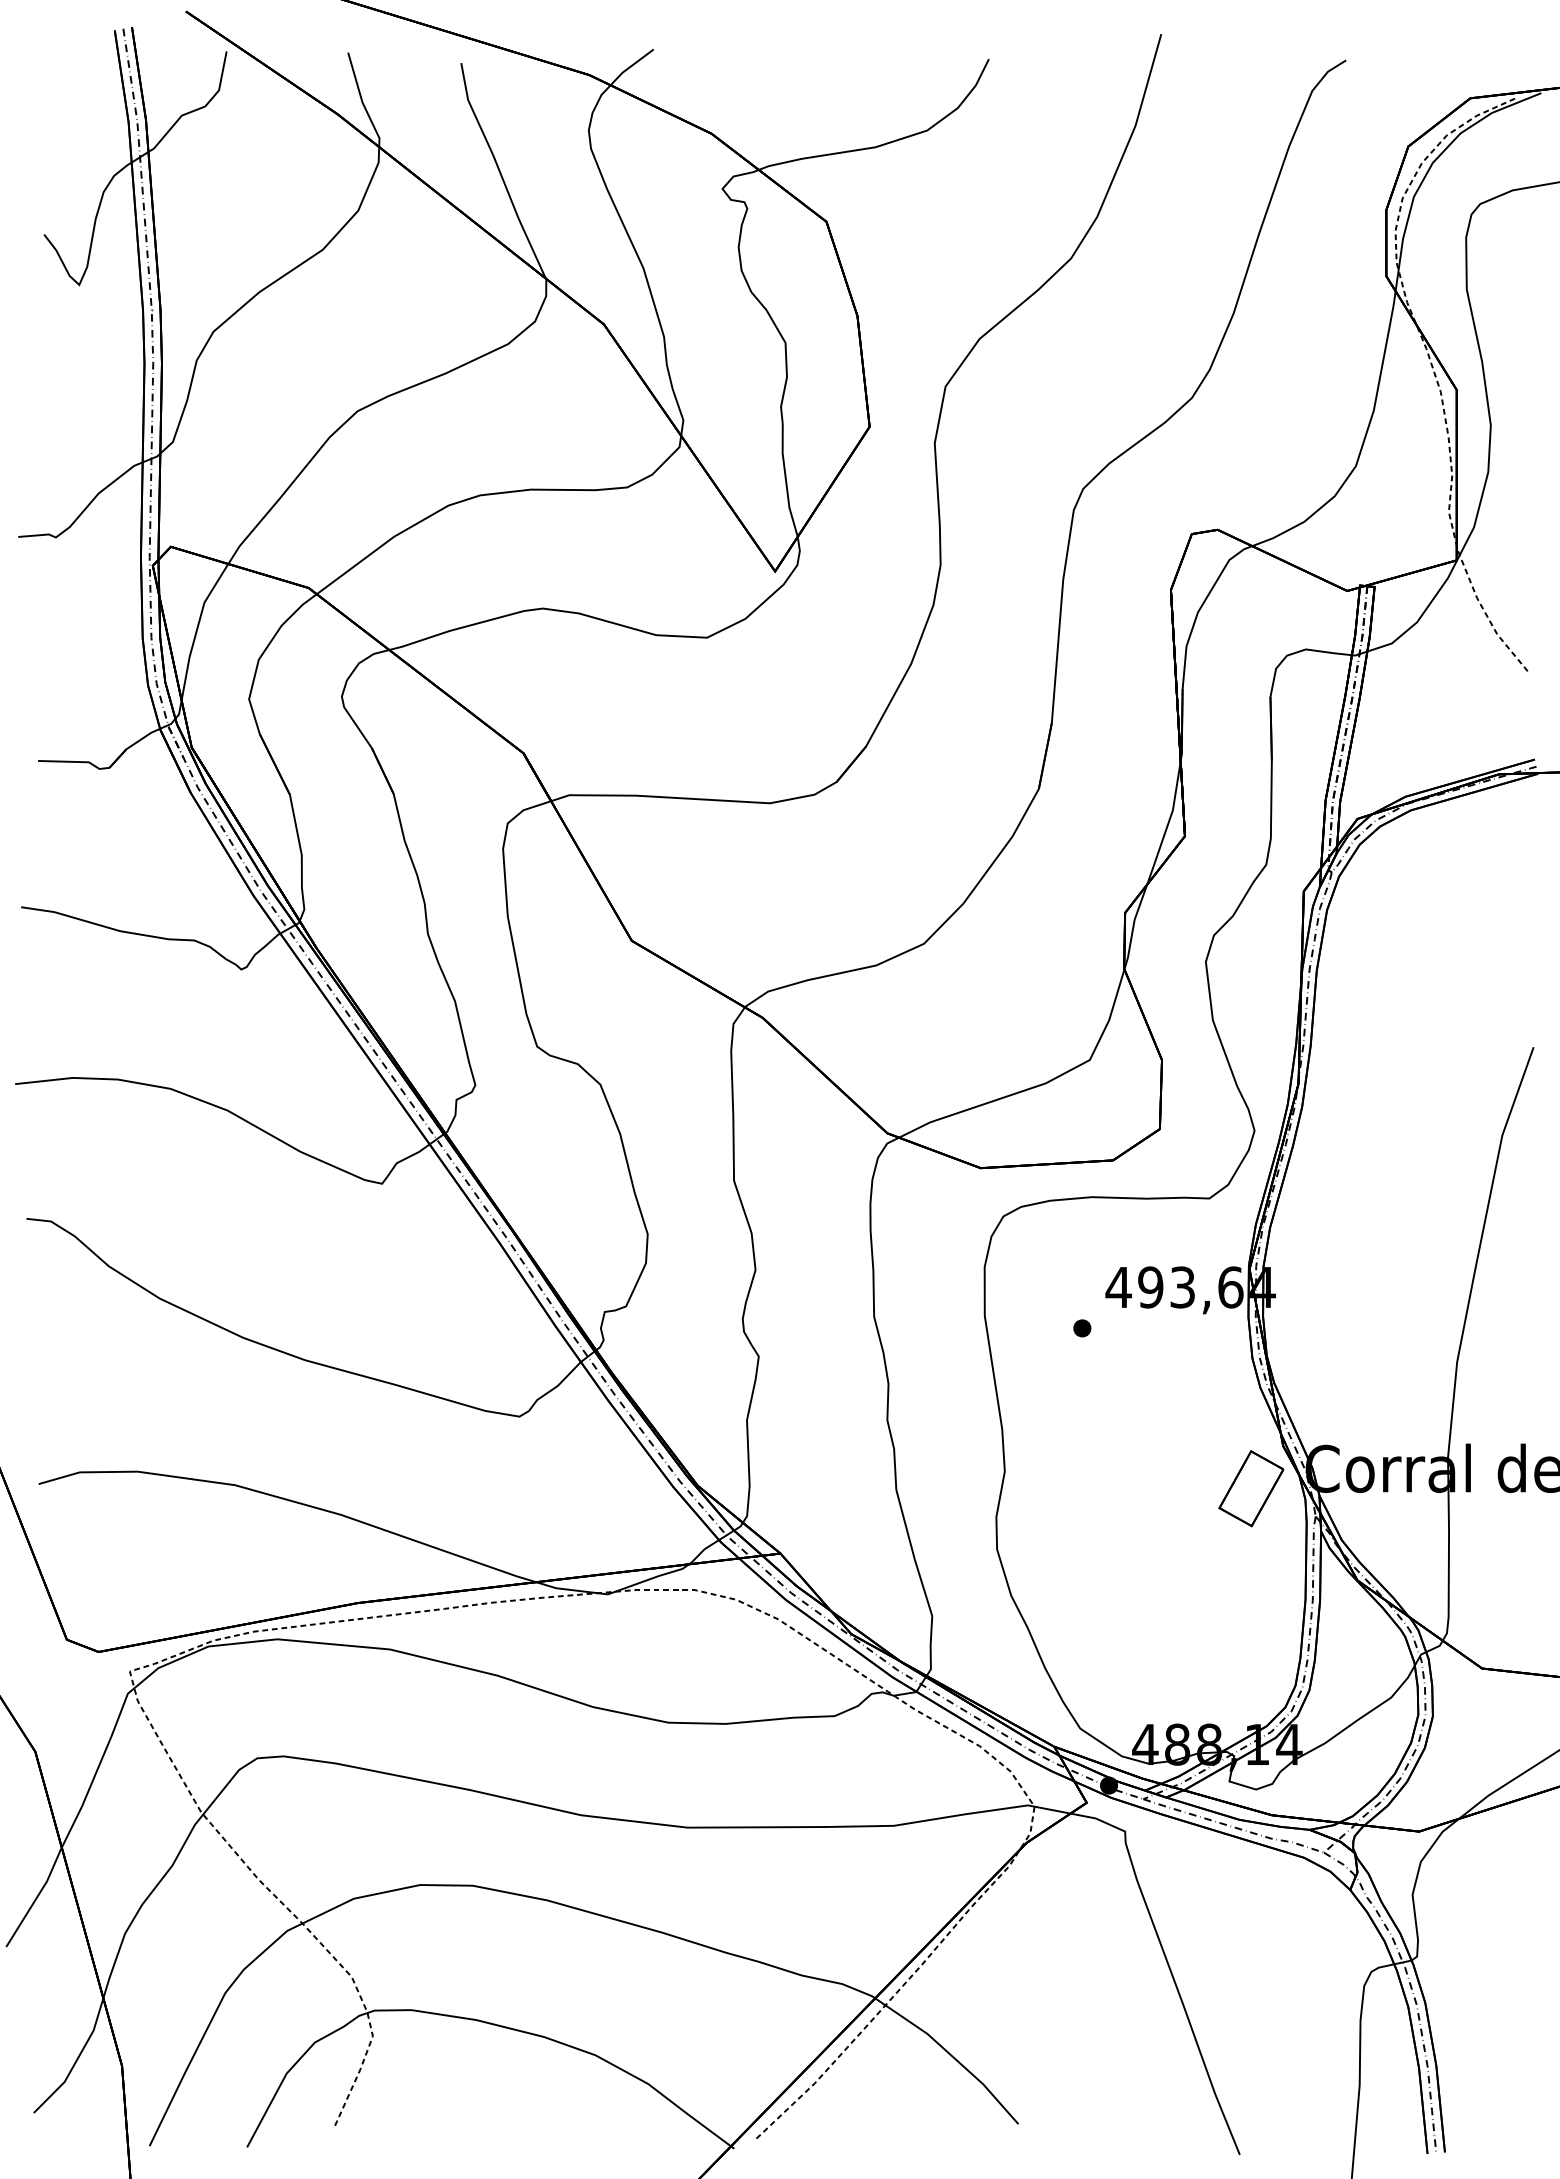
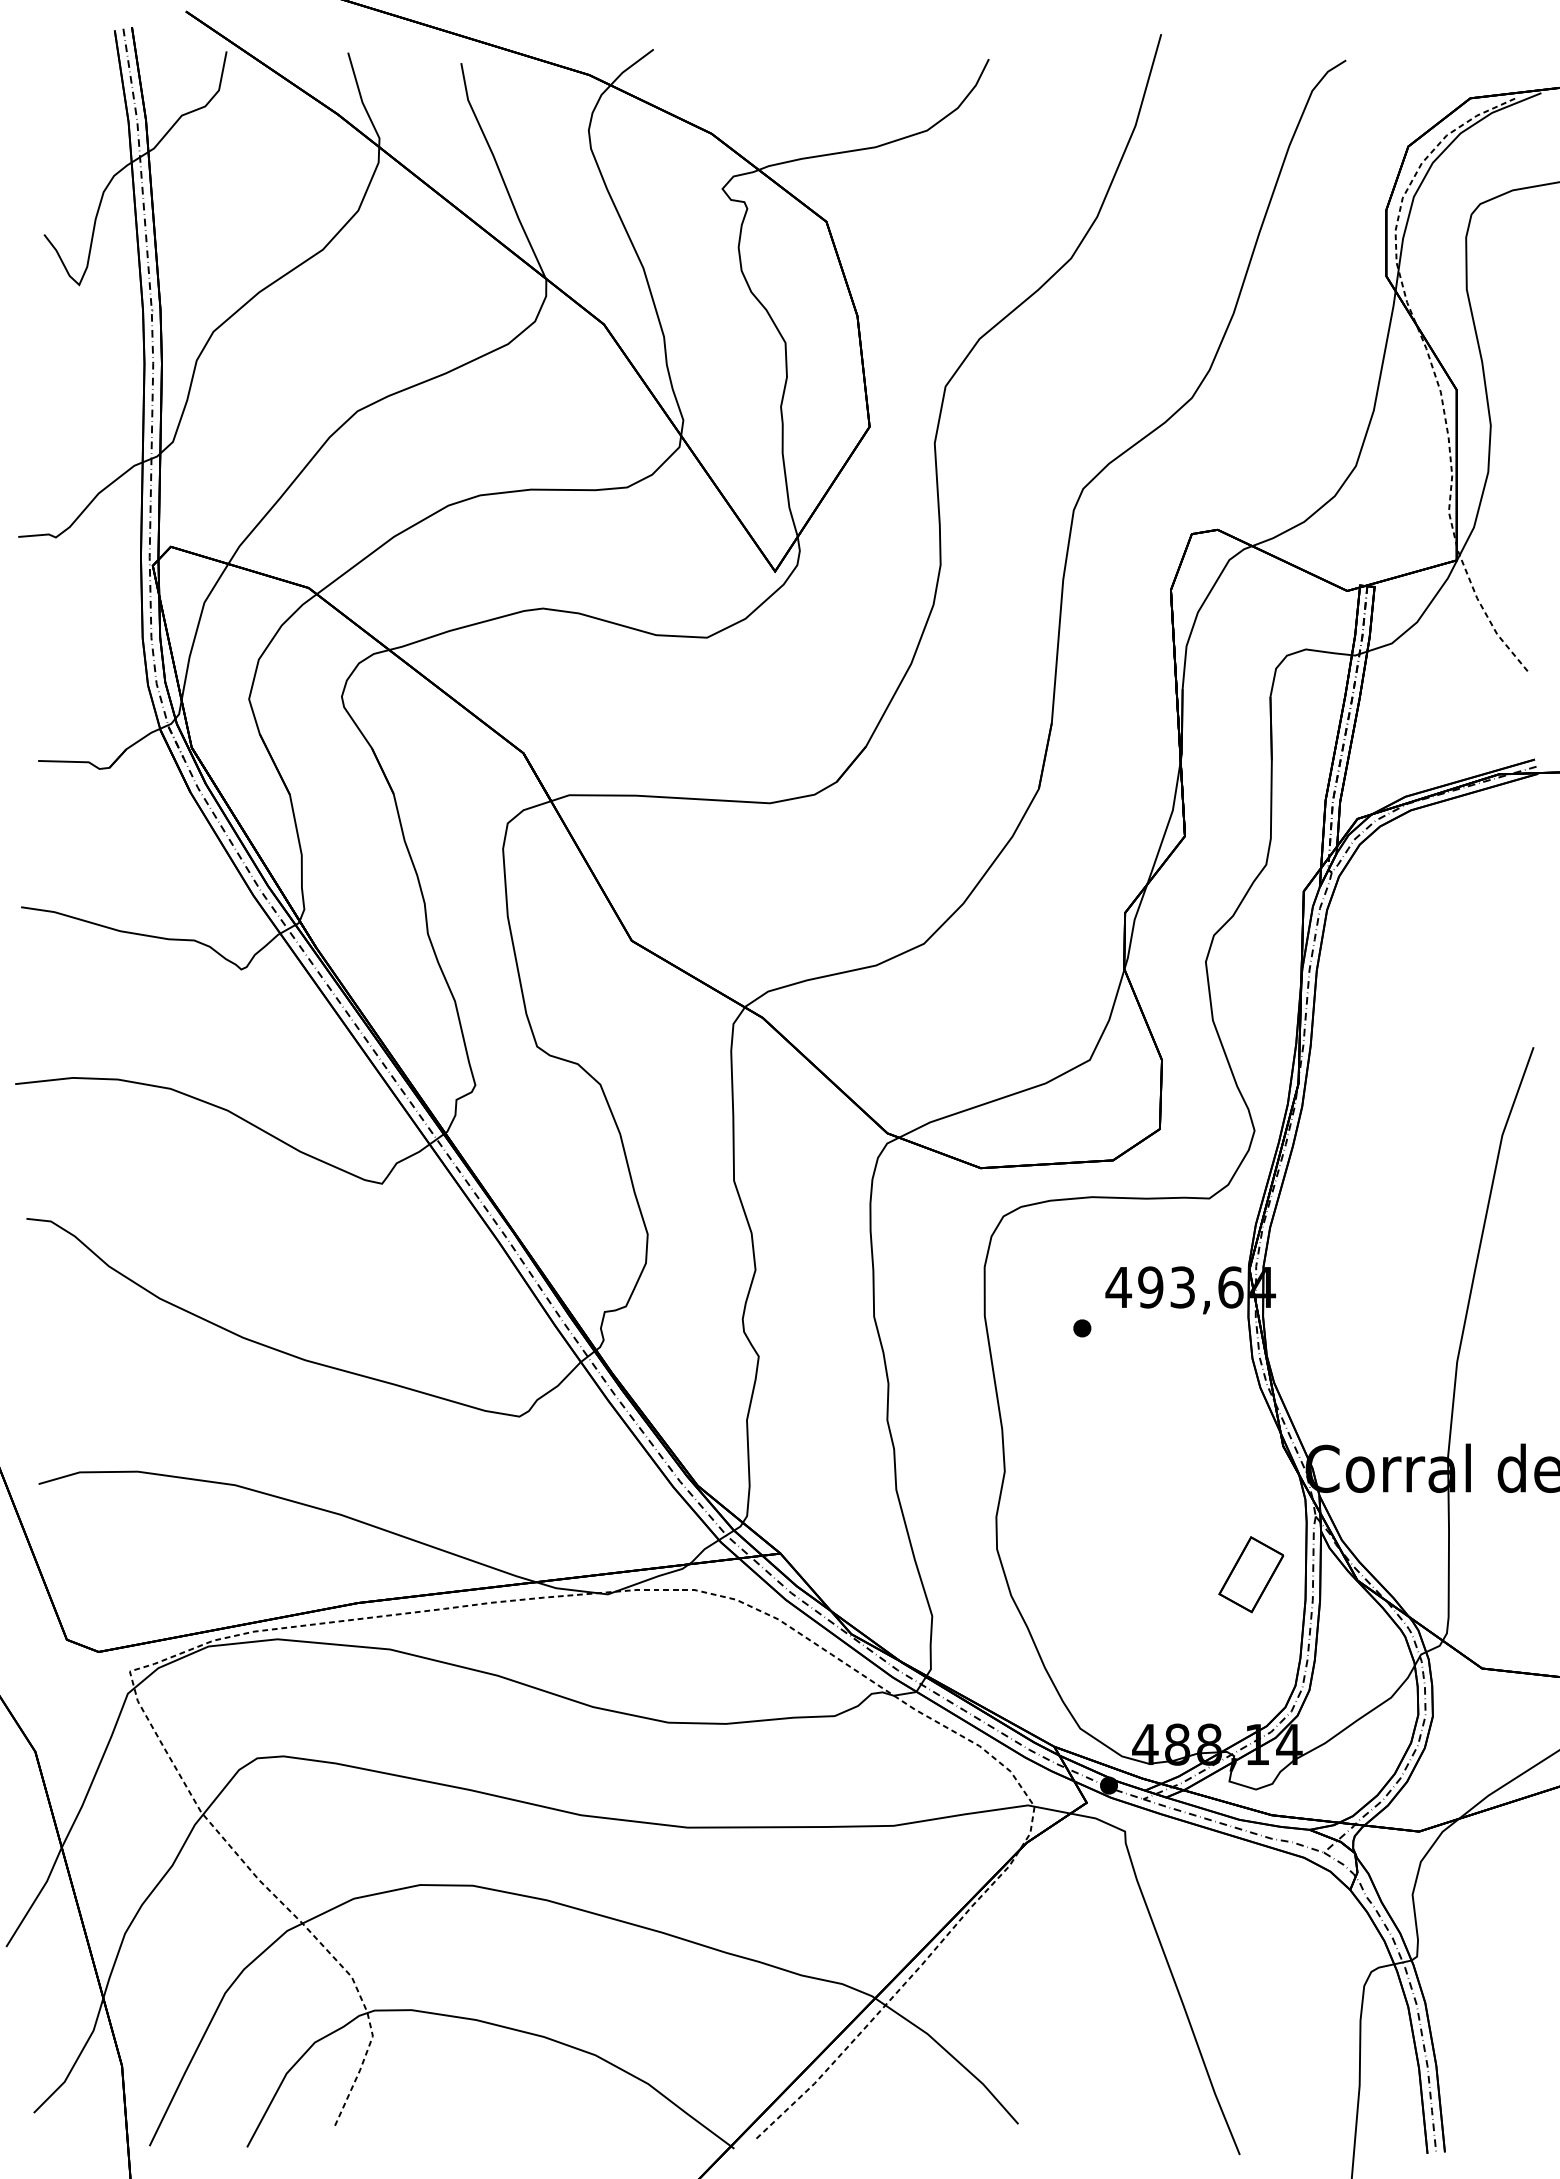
part position: (1250, 1488) -> (1250, 1574) (1250, 1574)
